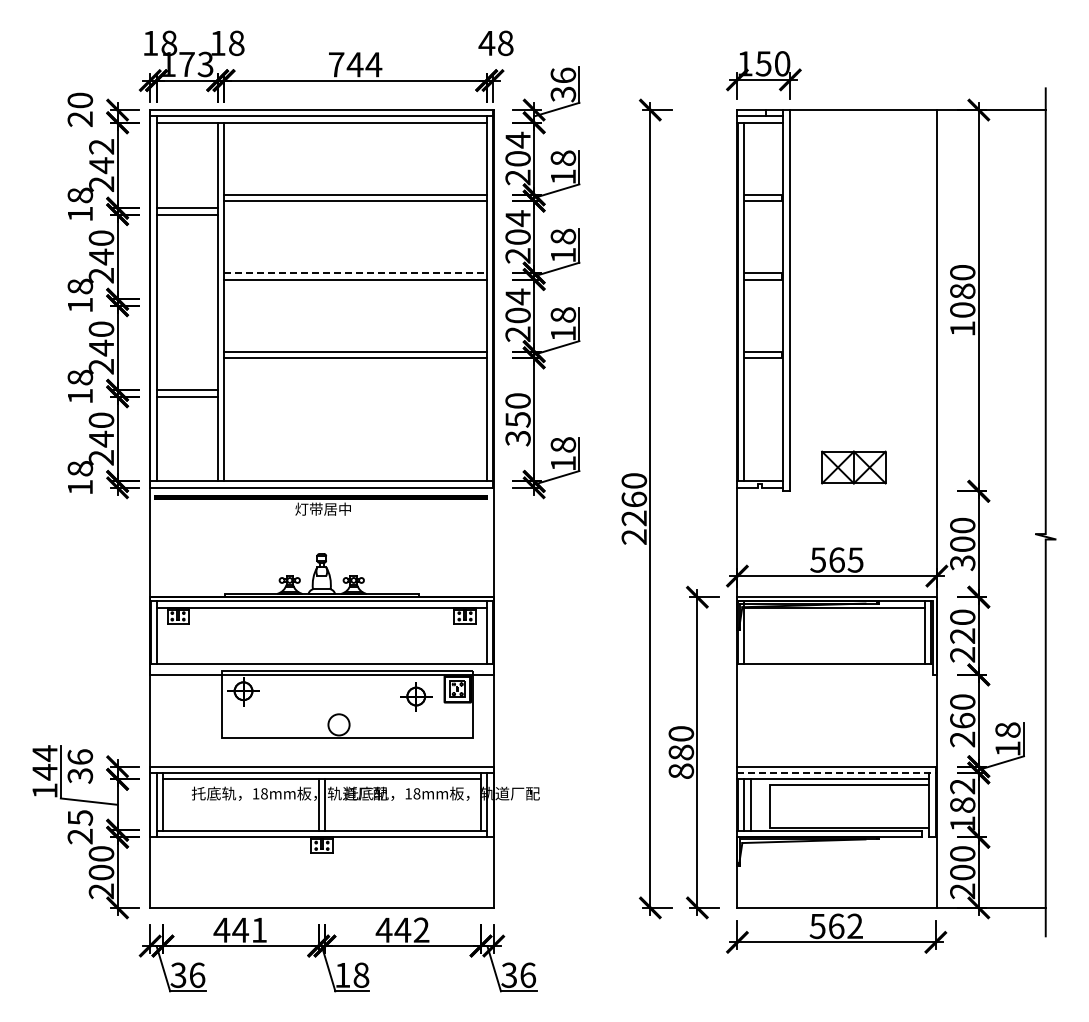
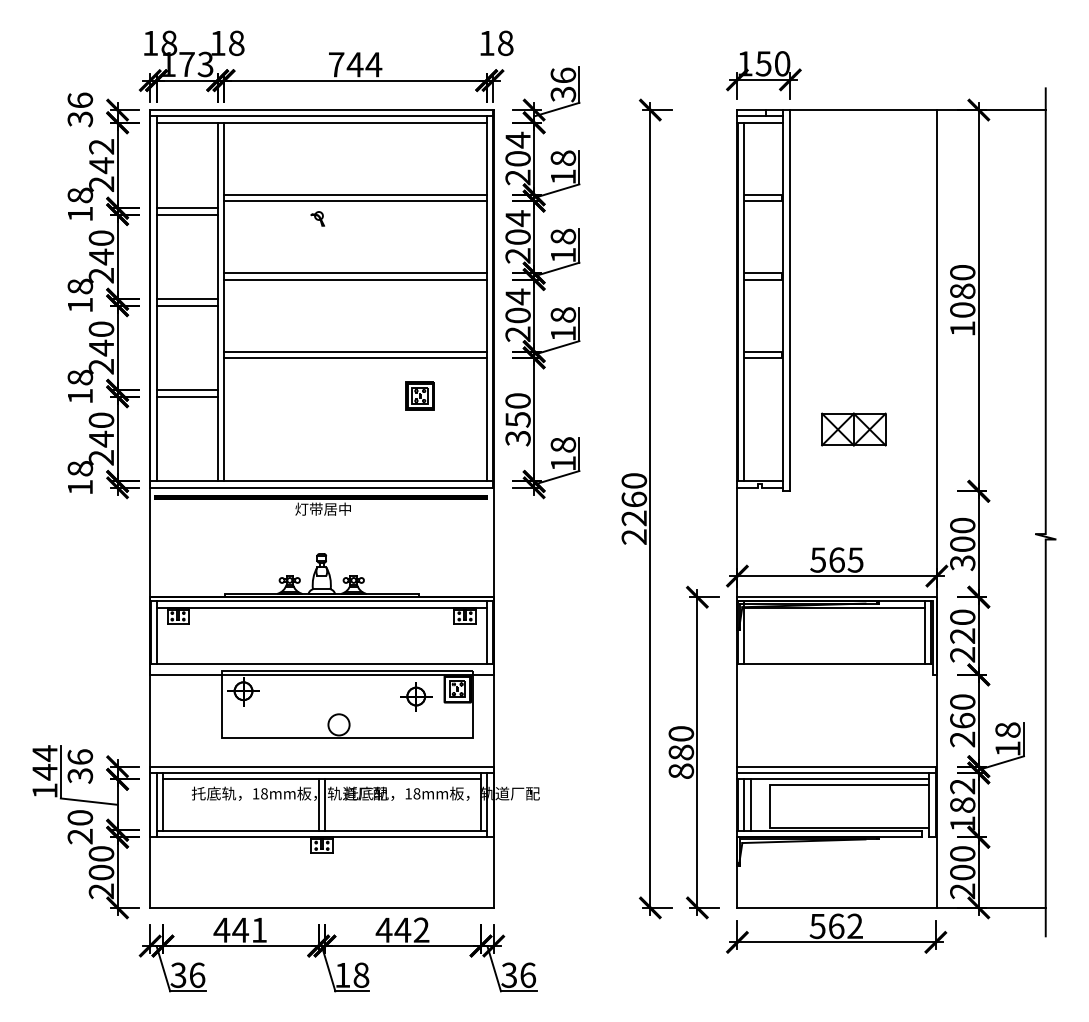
text: 48 -> 18 (486, 43)
text: 20 -> 36 (80, 109)
part: none -> present (317, 218)
line: dashed -> solid (355, 273)
line: none -> present (186, 299)
line: none -> present (186, 305)
part: none -> present (419, 395)
part position: (853, 467) -> (853, 429) (853, 429)
line: dashed -> solid (837, 773)
text: 25 -> 20 (80, 817)
